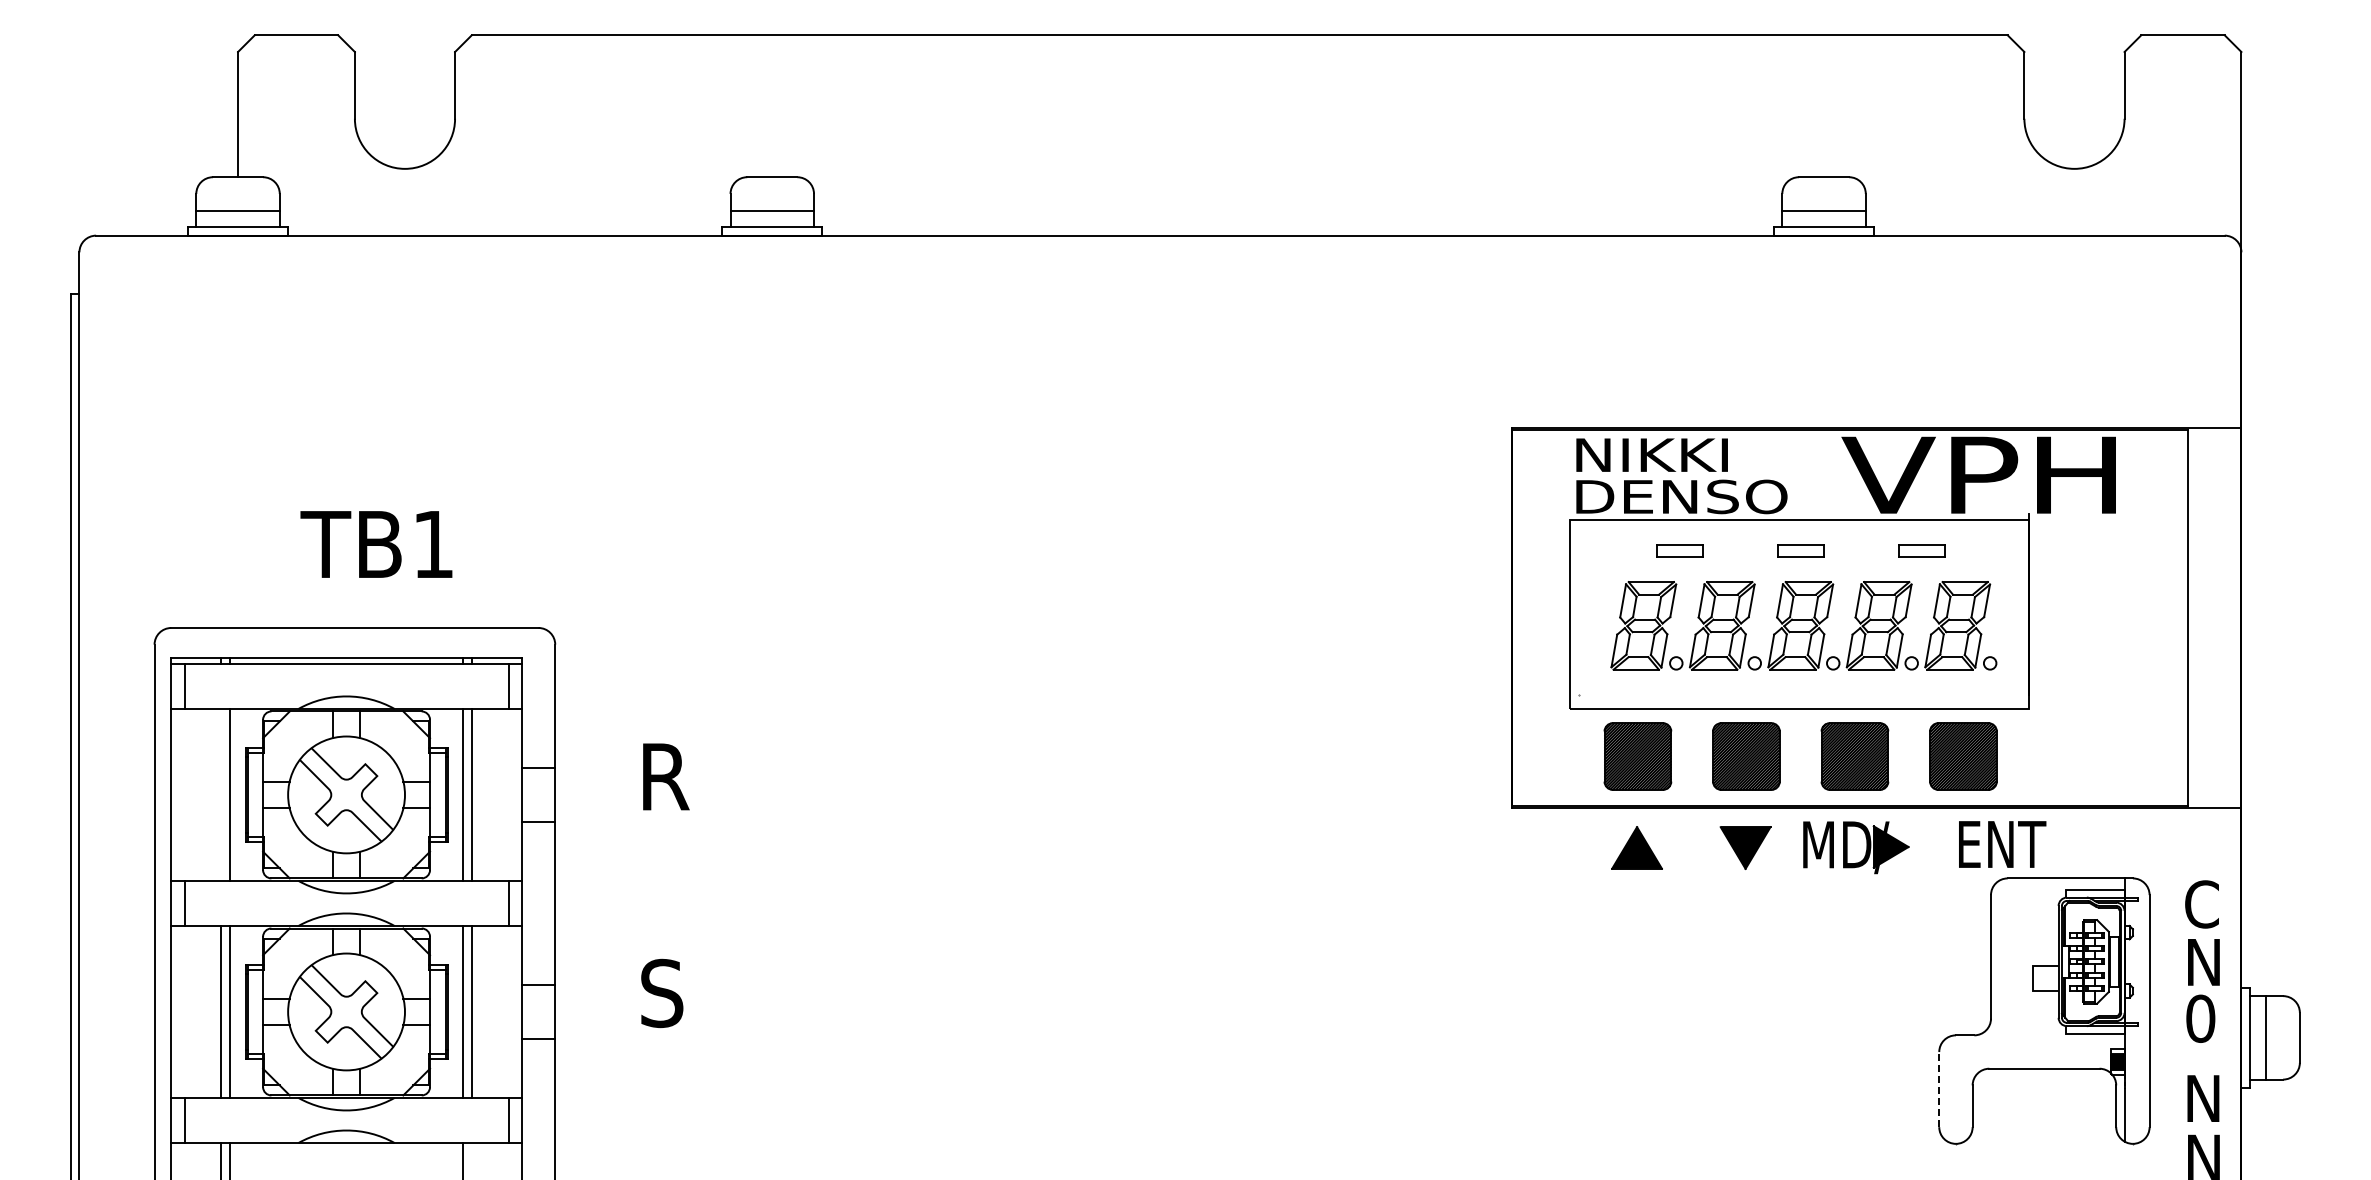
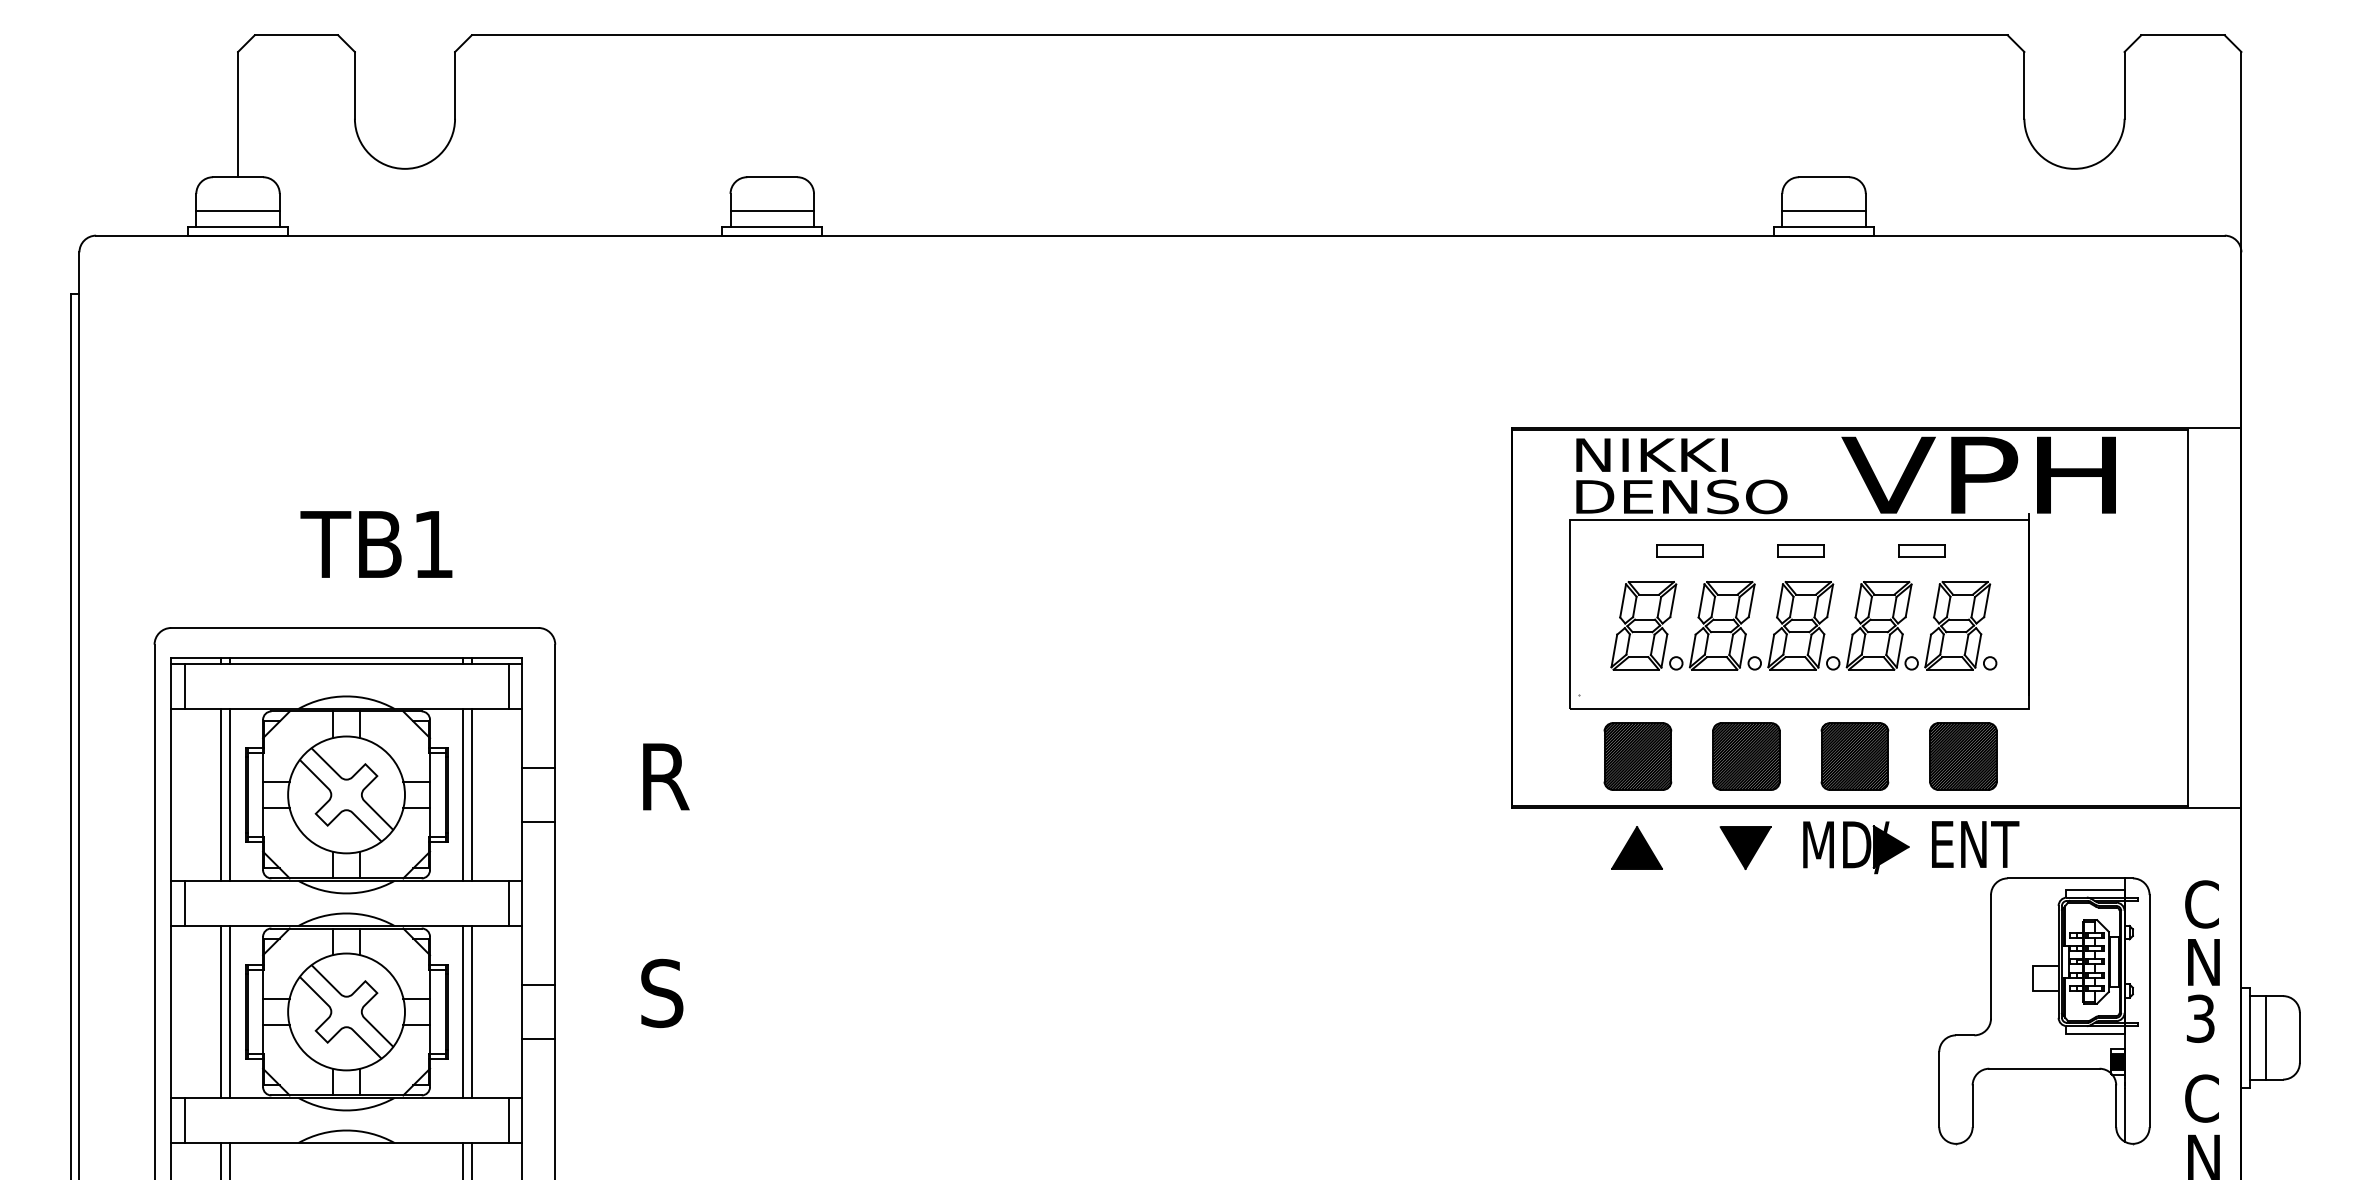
line: none -> present (221, 794)
text position: (2002, 844) -> (1975, 844) (1975, 844)
text: 0 -> 3 (2200, 1018)
line: dashed -> solid (1939, 1089)
text: N -> C (2202, 1098)
line: none -> present (471, 1159)
